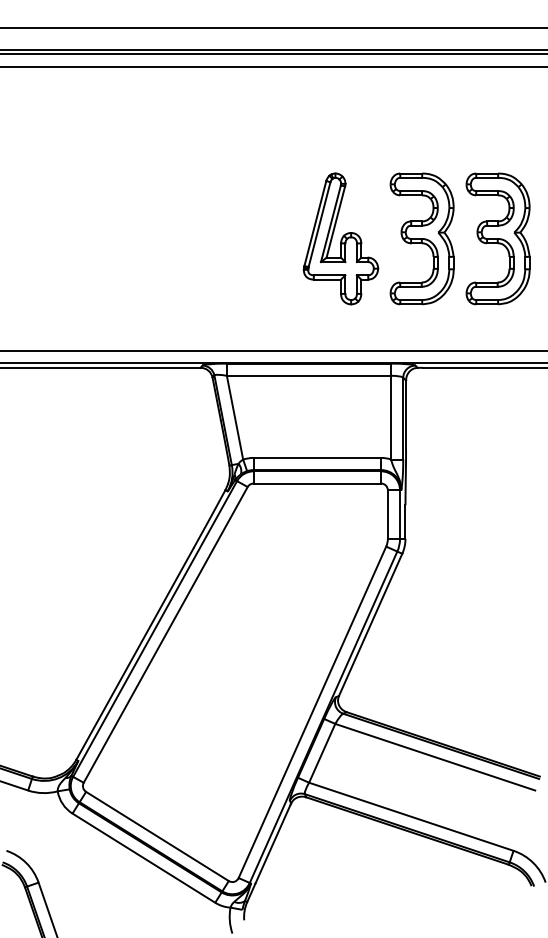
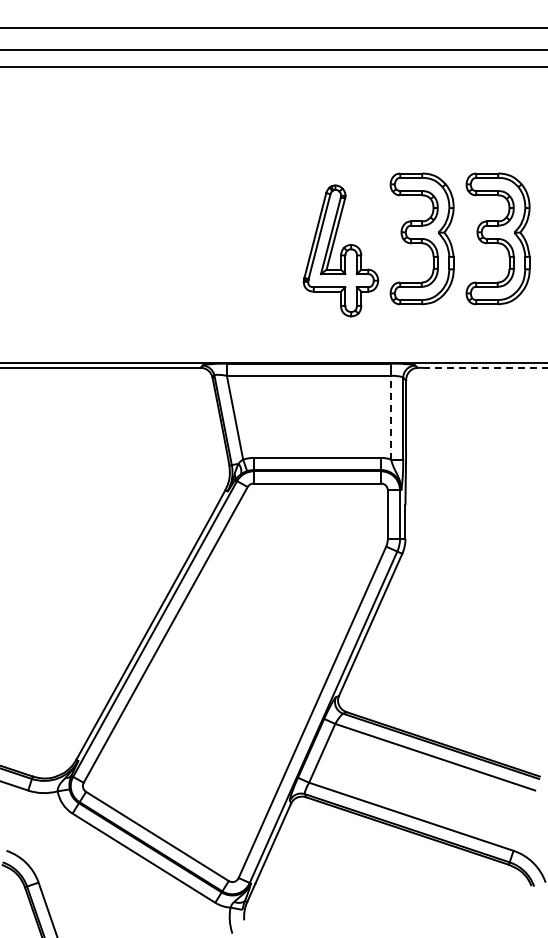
line: present -> none (273, 54)
part position: (340, 238) -> (340, 250) (340, 250)
line: present -> none (273, 351)
line: solid -> dashed (485, 367)
line: solid -> dashed (391, 417)
